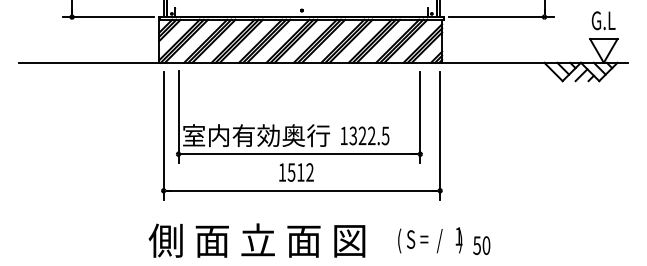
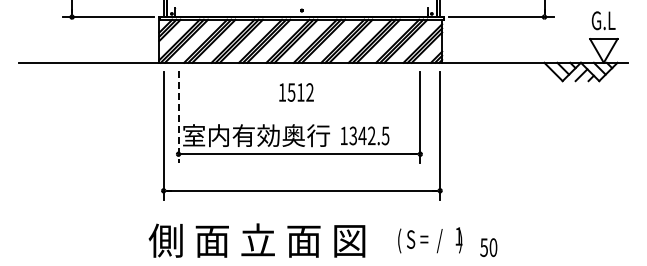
line: solid -> dashed (178, 117)
text: 1322.5 -> 1342.5 (362, 135)
text position: (296, 172) -> (296, 92) (296, 92)
text position: (481, 245) -> (488, 247) (488, 247)
